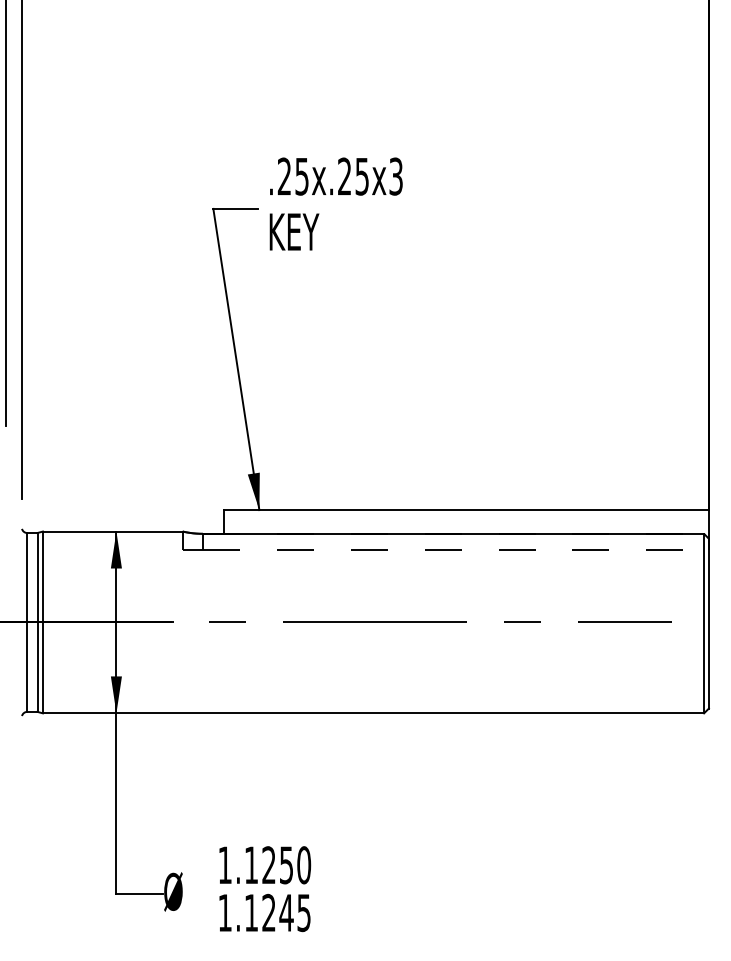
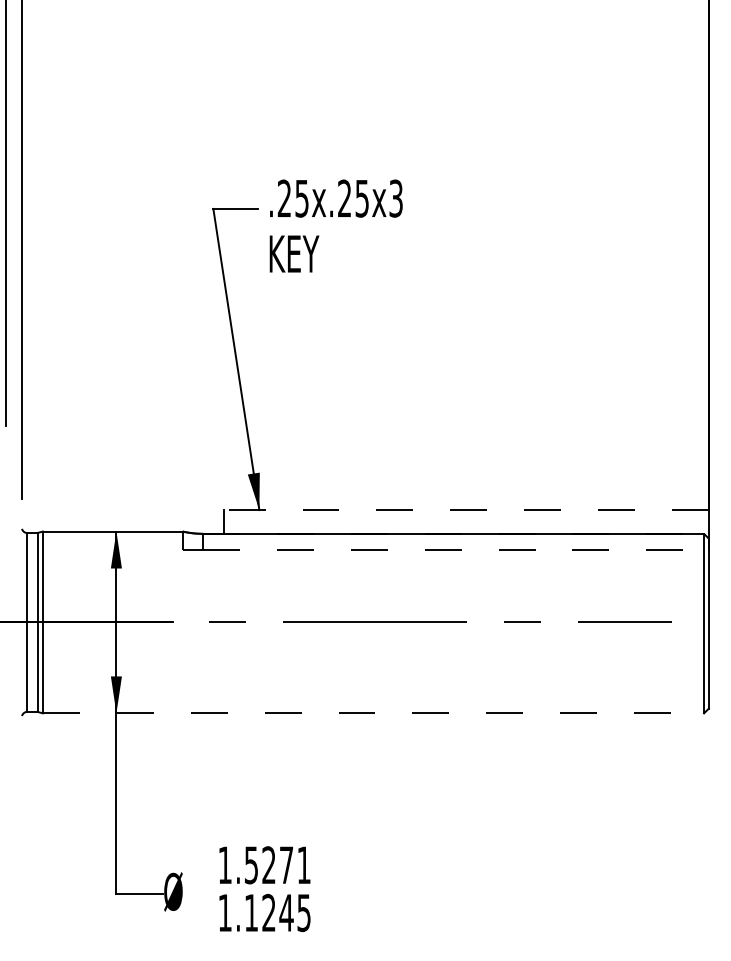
text position: (335, 203) -> (335, 225) (335, 225)
line: solid -> dashed (465, 510)
line: solid -> dashed (373, 713)
text: 1.1250 -> 1.5271 (278, 865)
